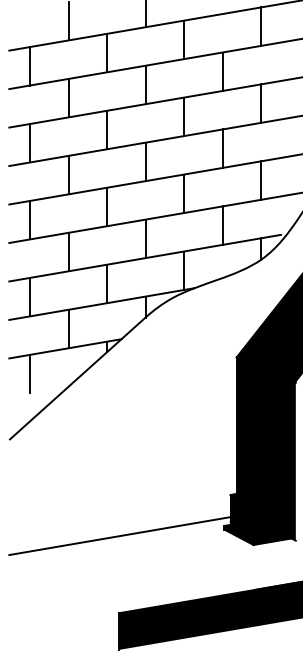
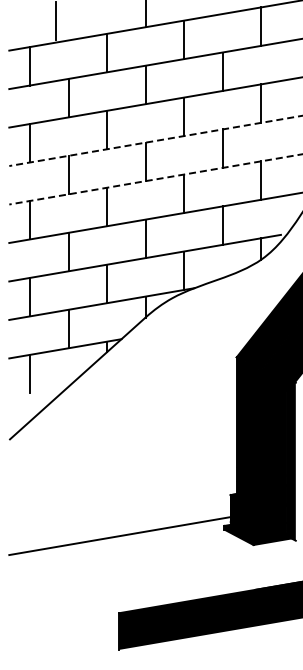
line position: (68, 21) -> (55, 21) (55, 21)
line: solid -> dashed (156, 140)
line: solid -> dashed (155, 179)
